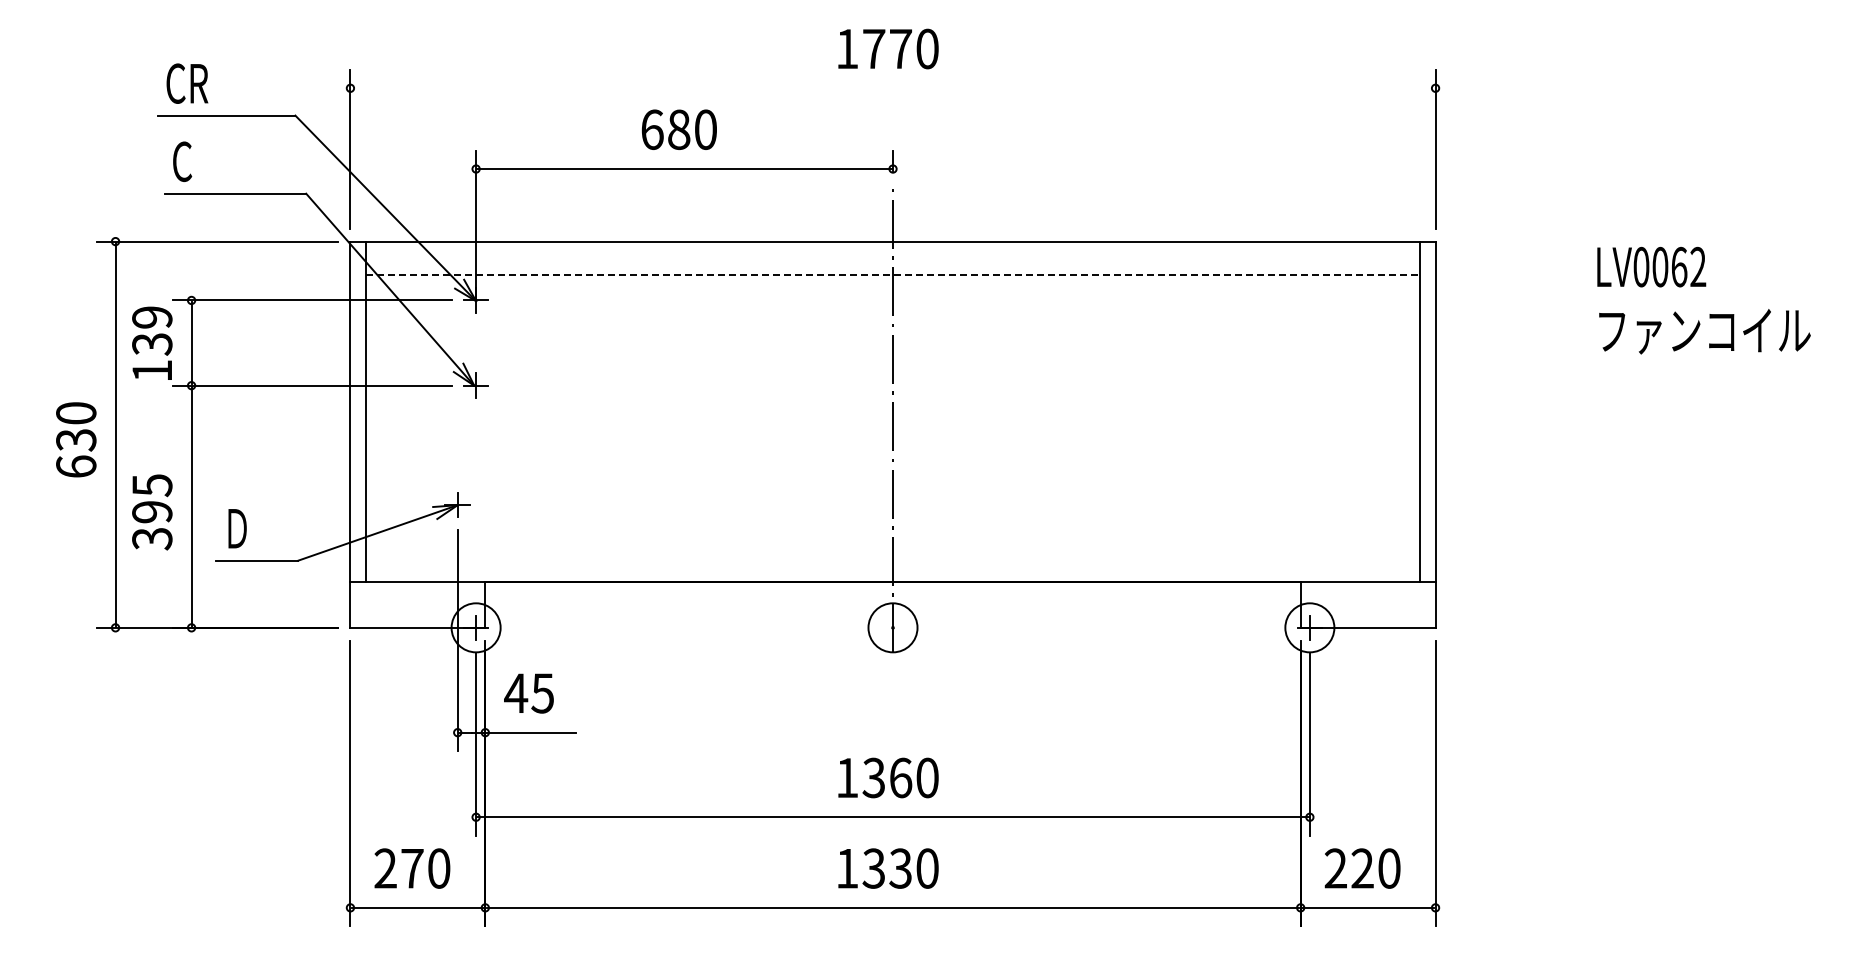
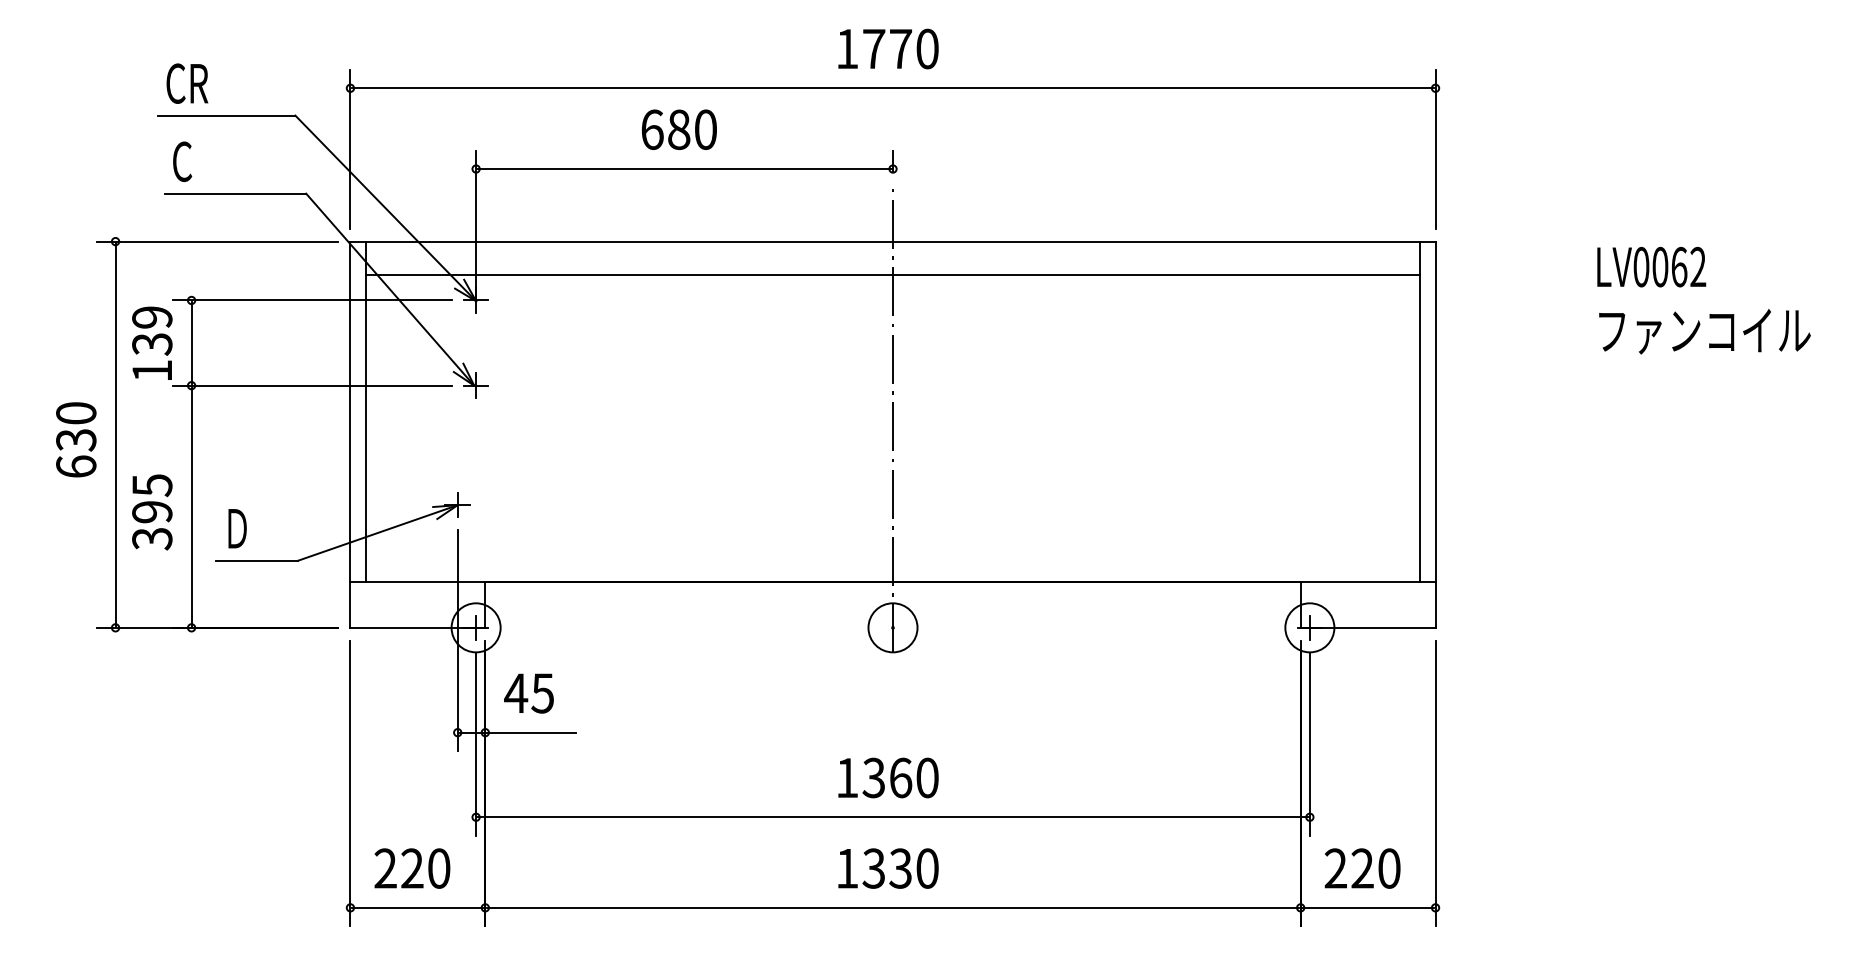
line: none -> present (892, 88)
line: dashed -> solid (893, 275)
text: 270 -> 220 (412, 868)
